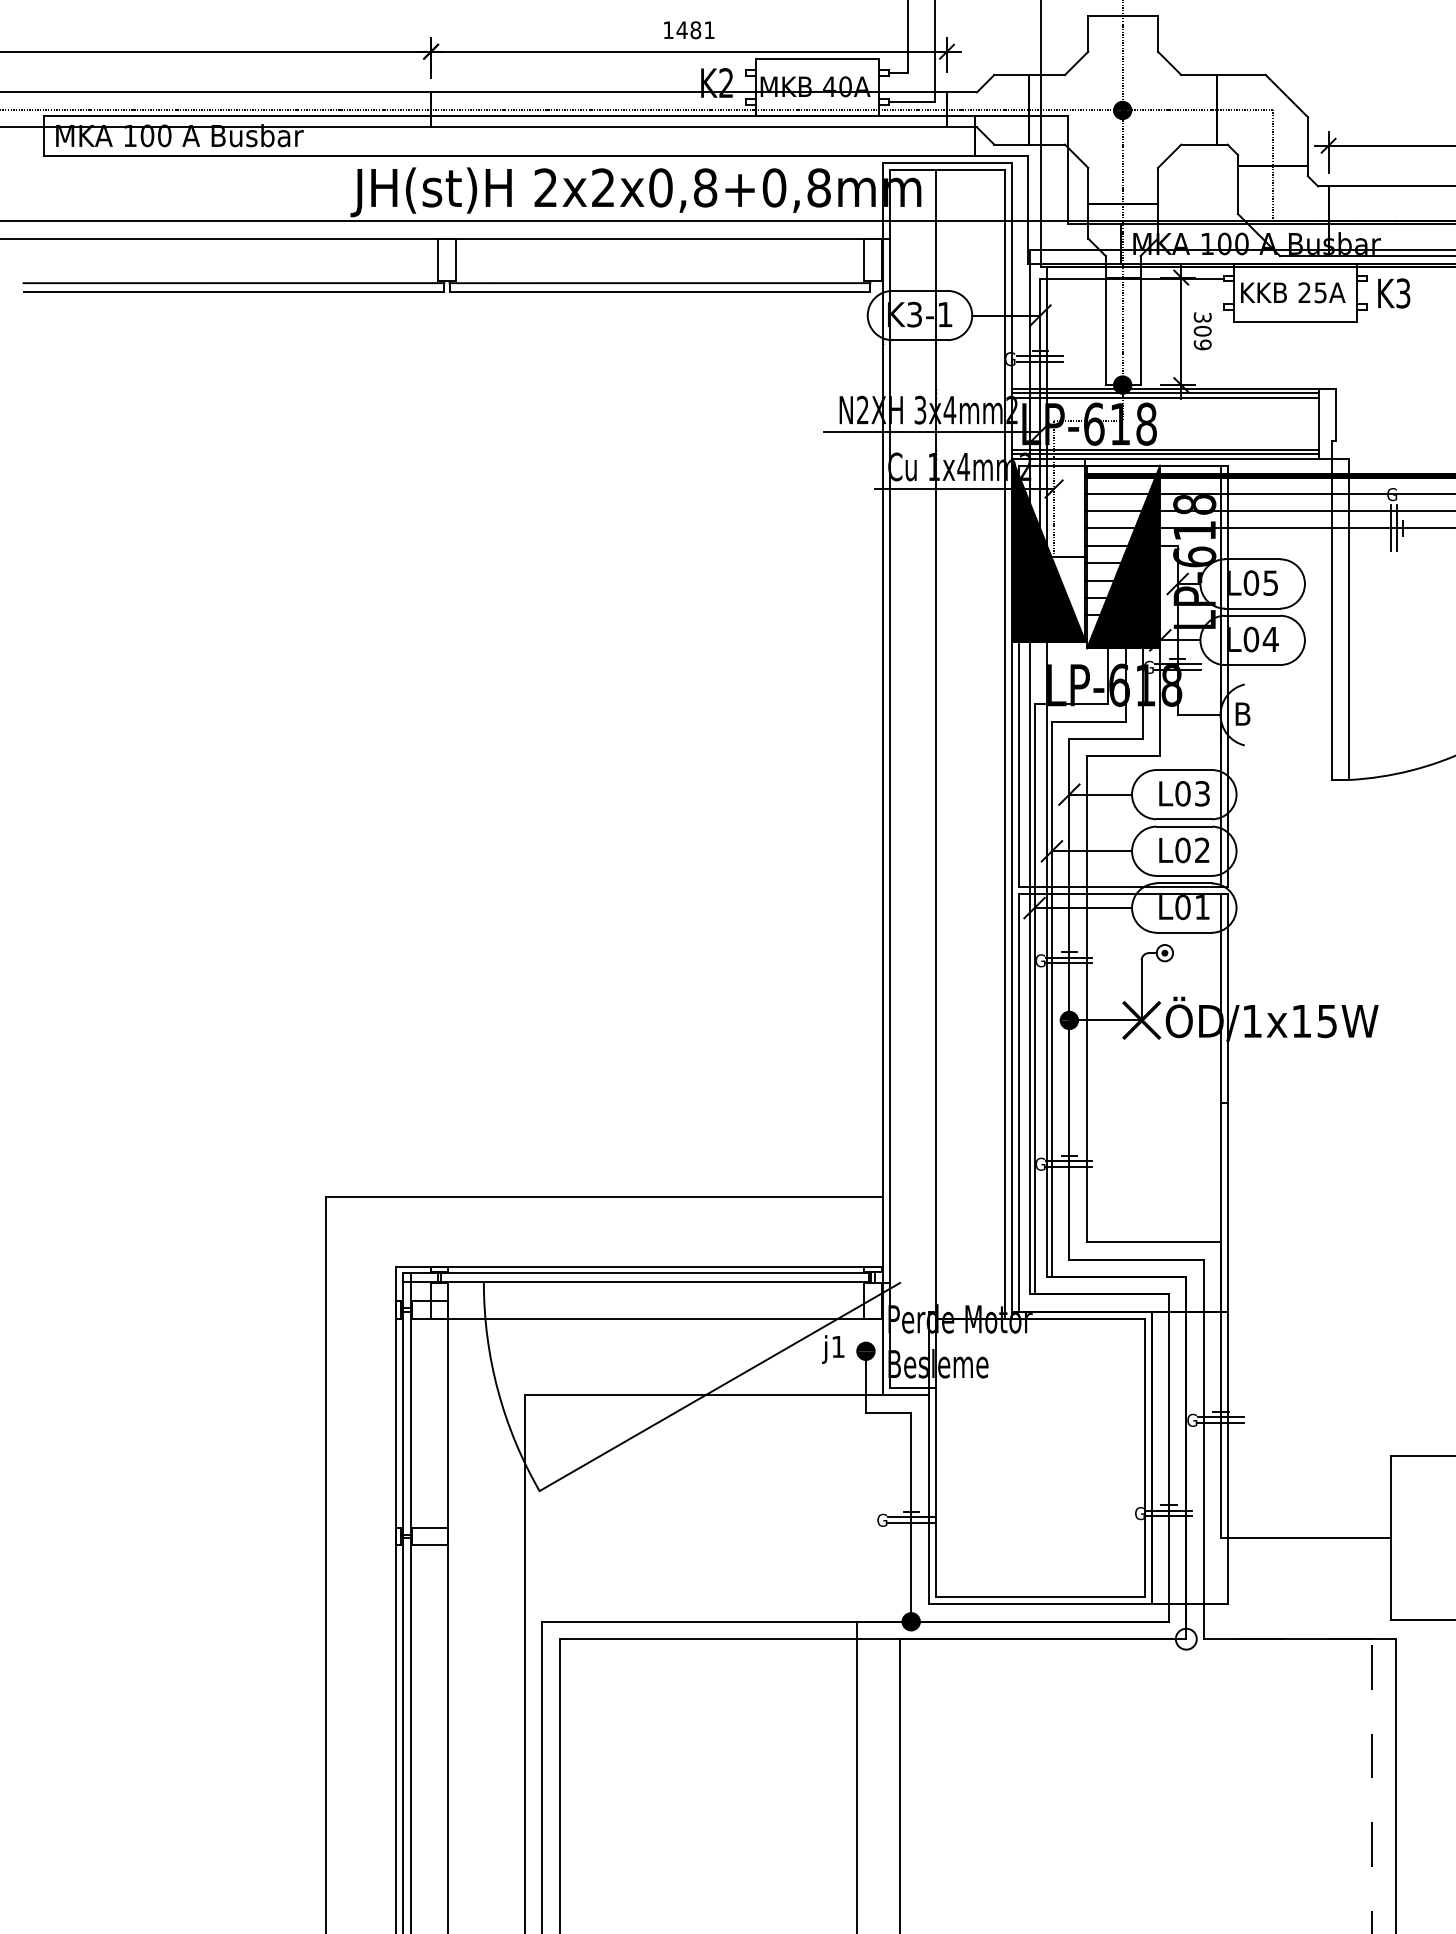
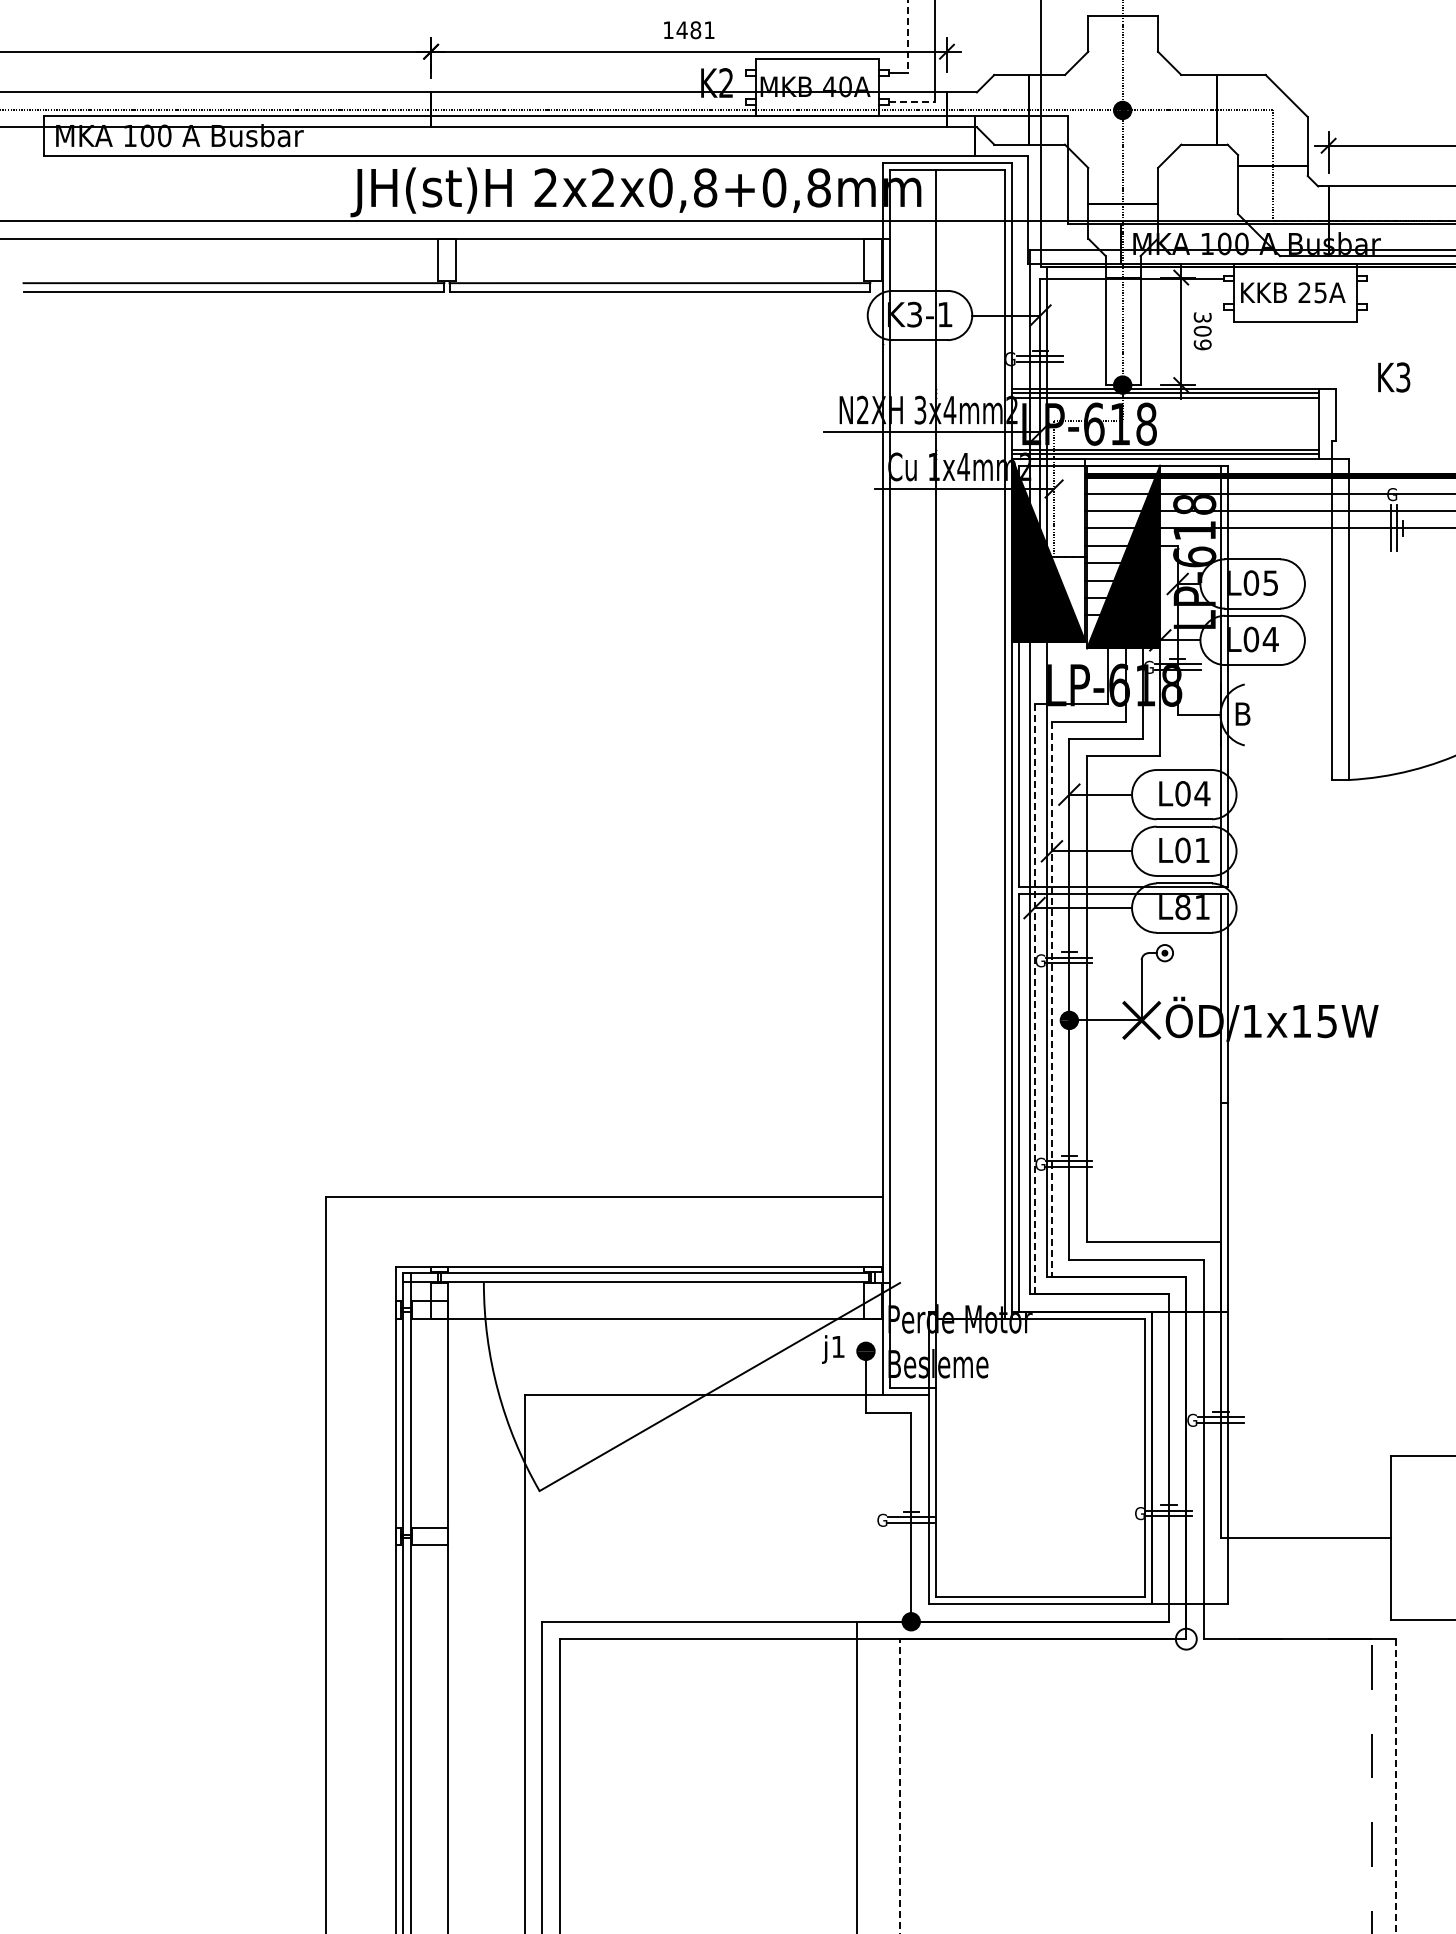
line: solid -> dashed (908, 37)
line: solid -> dashed (911, 101)
text position: (1394, 293) -> (1394, 377) (1394, 377)
text: L03 -> L04 (1202, 793)
text: L02 -> L01 (1202, 849)
text: L01 -> L81 (1182, 907)
line: solid -> dashed (1034, 999)
line: solid -> dashed (1051, 999)
line: solid -> dashed (900, 1785)
line: solid -> dashed (1395, 1787)
